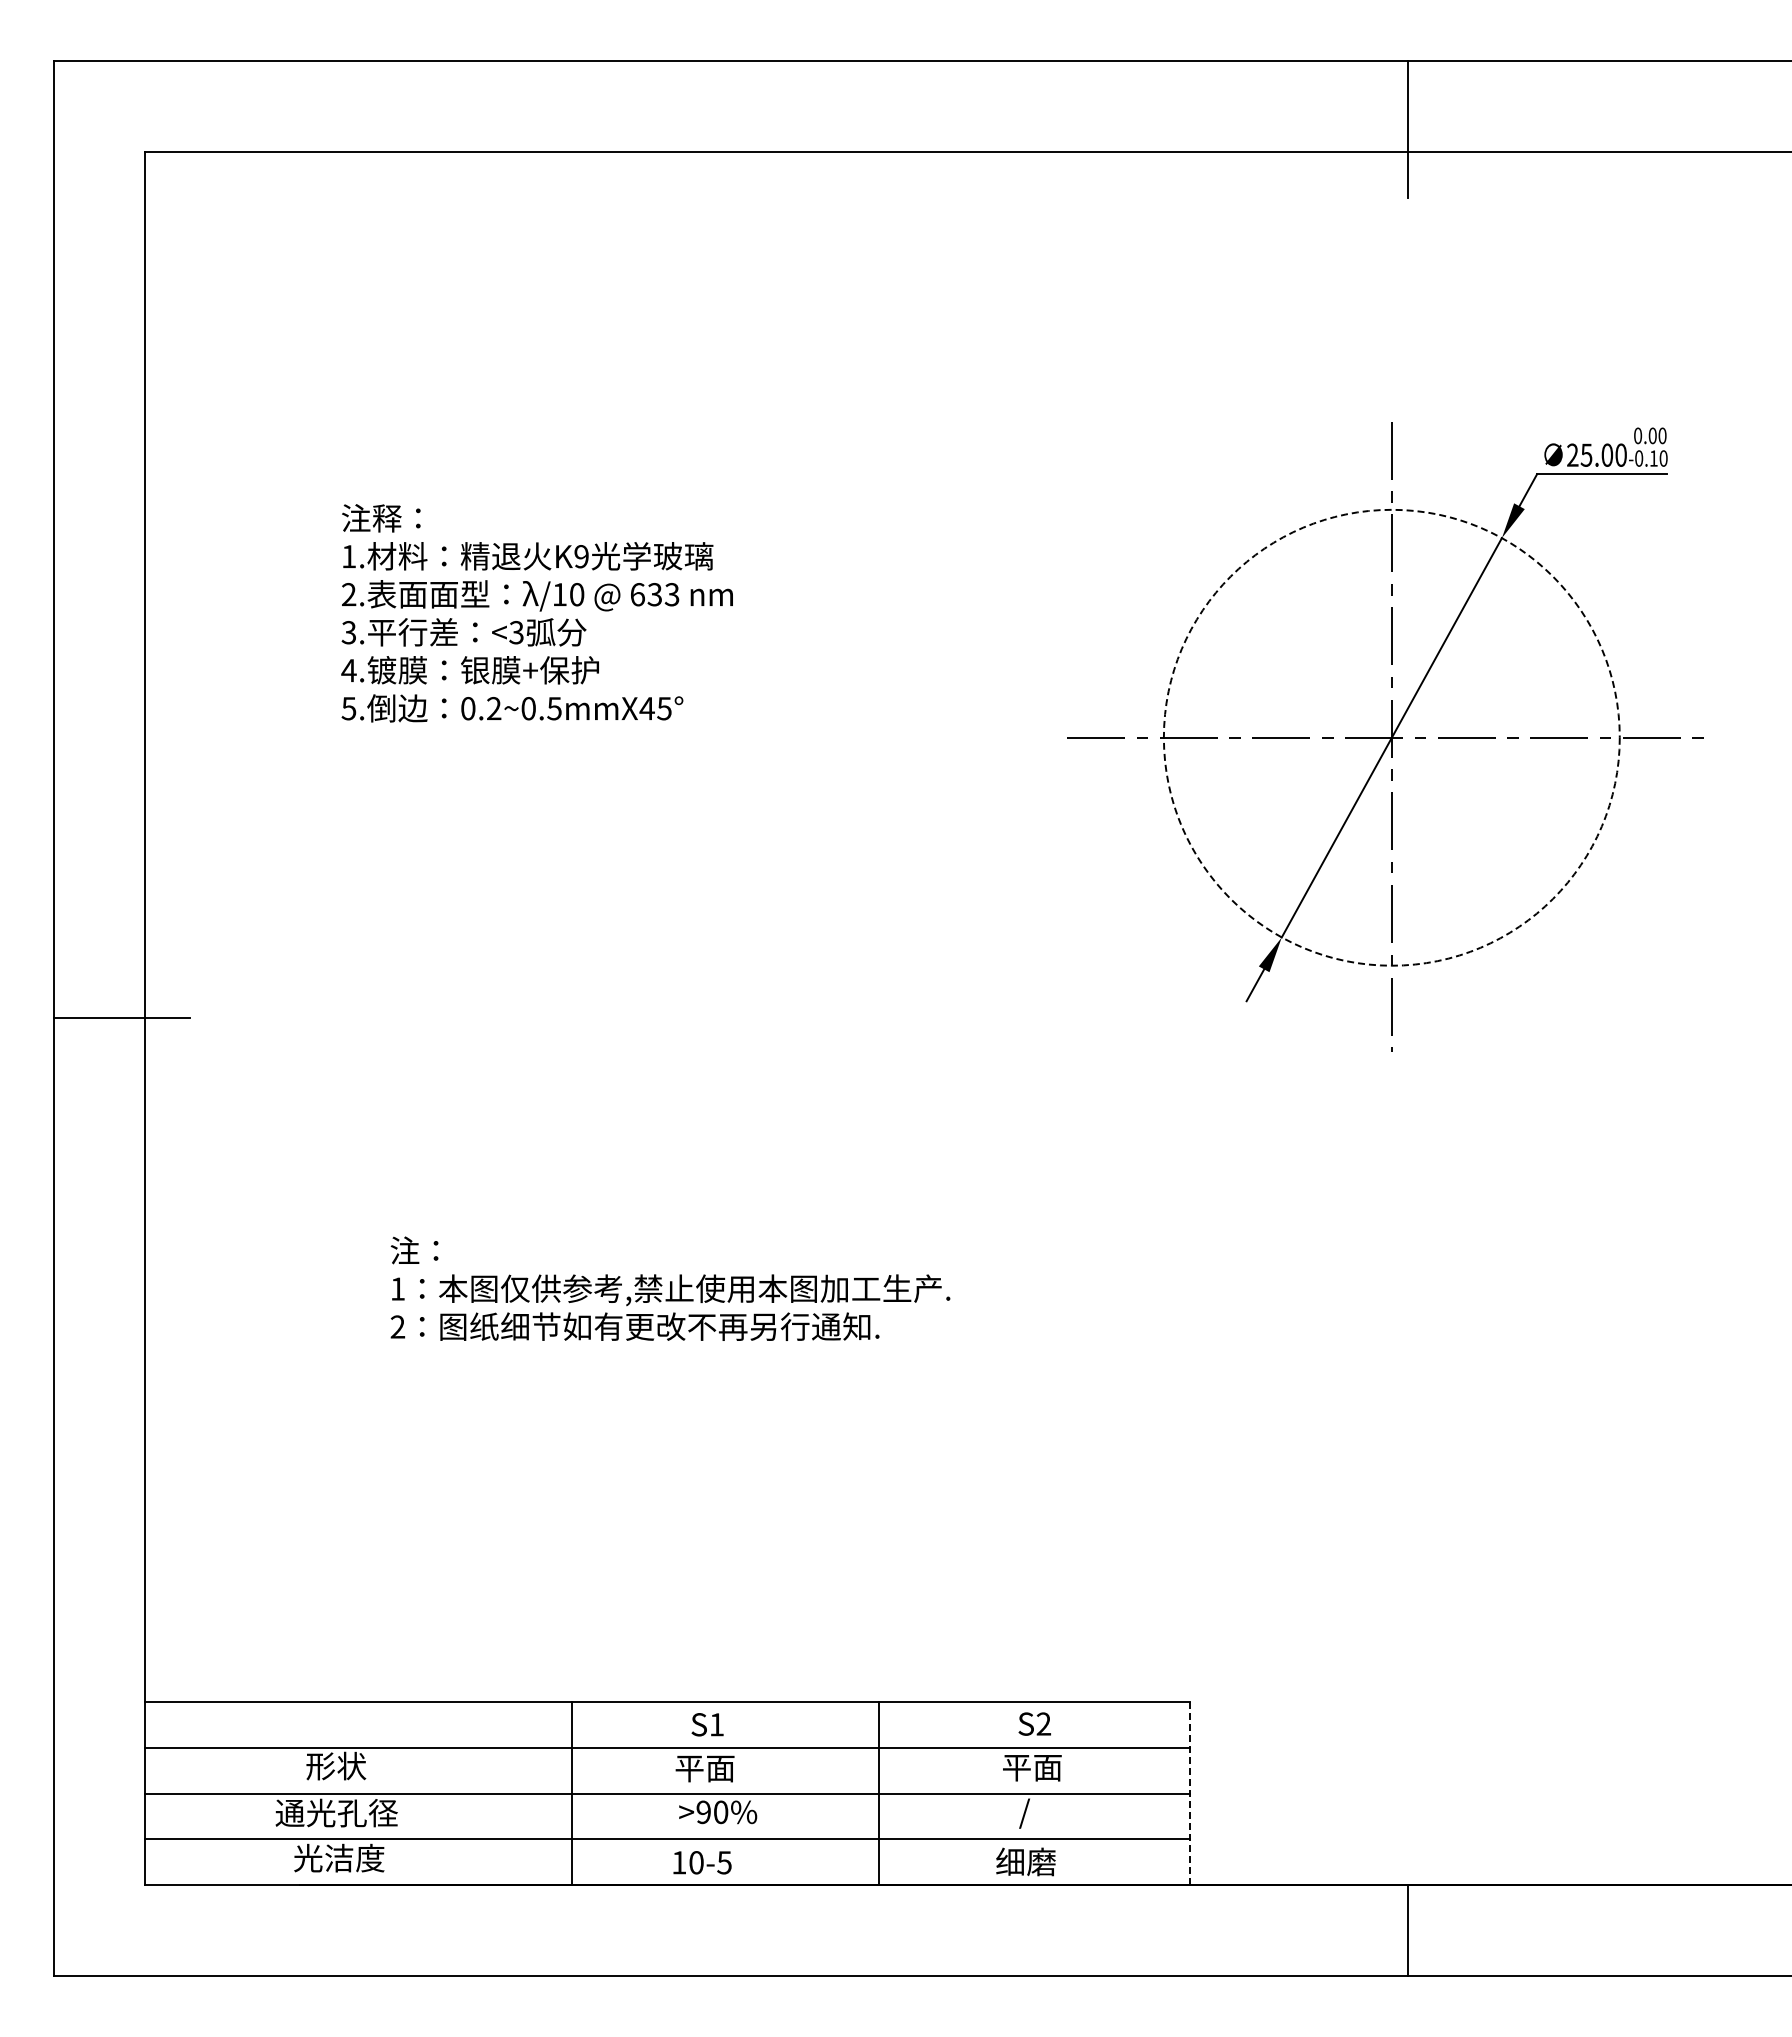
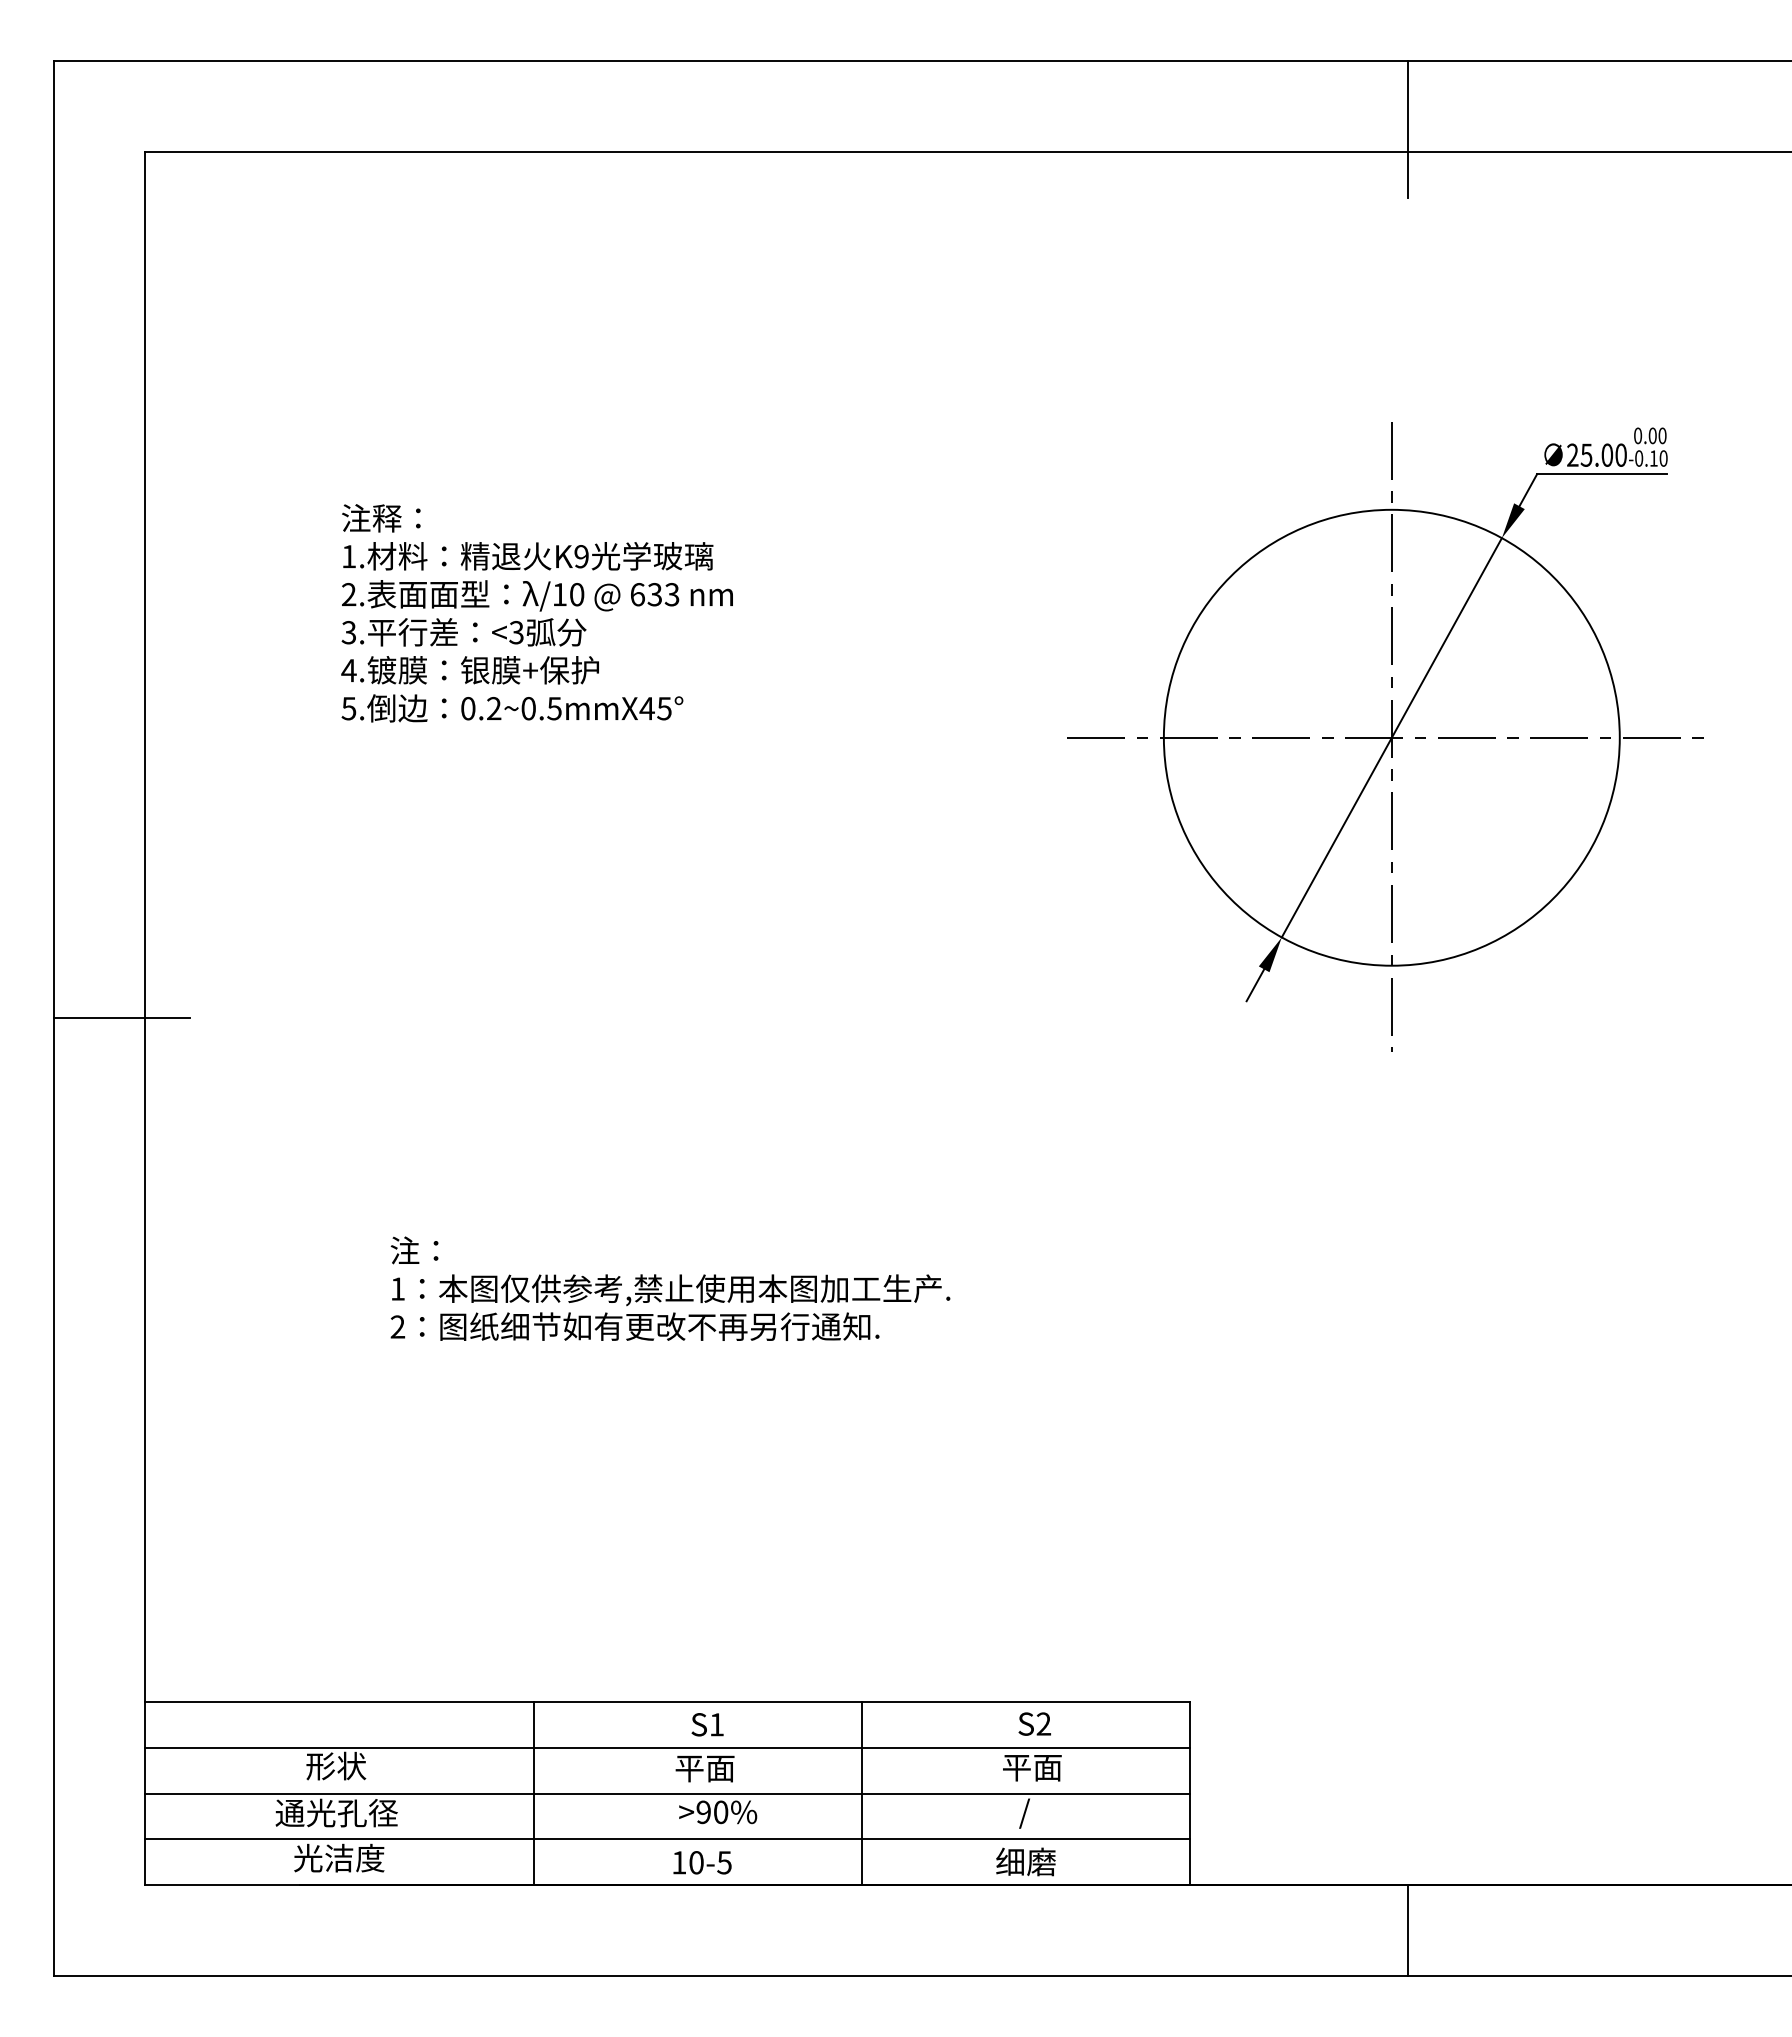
circle: dashed -> solid (1391, 737)
line position: (571, 1793) -> (533, 1793) (533, 1793)
line position: (878, 1793) -> (861, 1793) (861, 1793)
line: dashed -> solid (1190, 1794)
